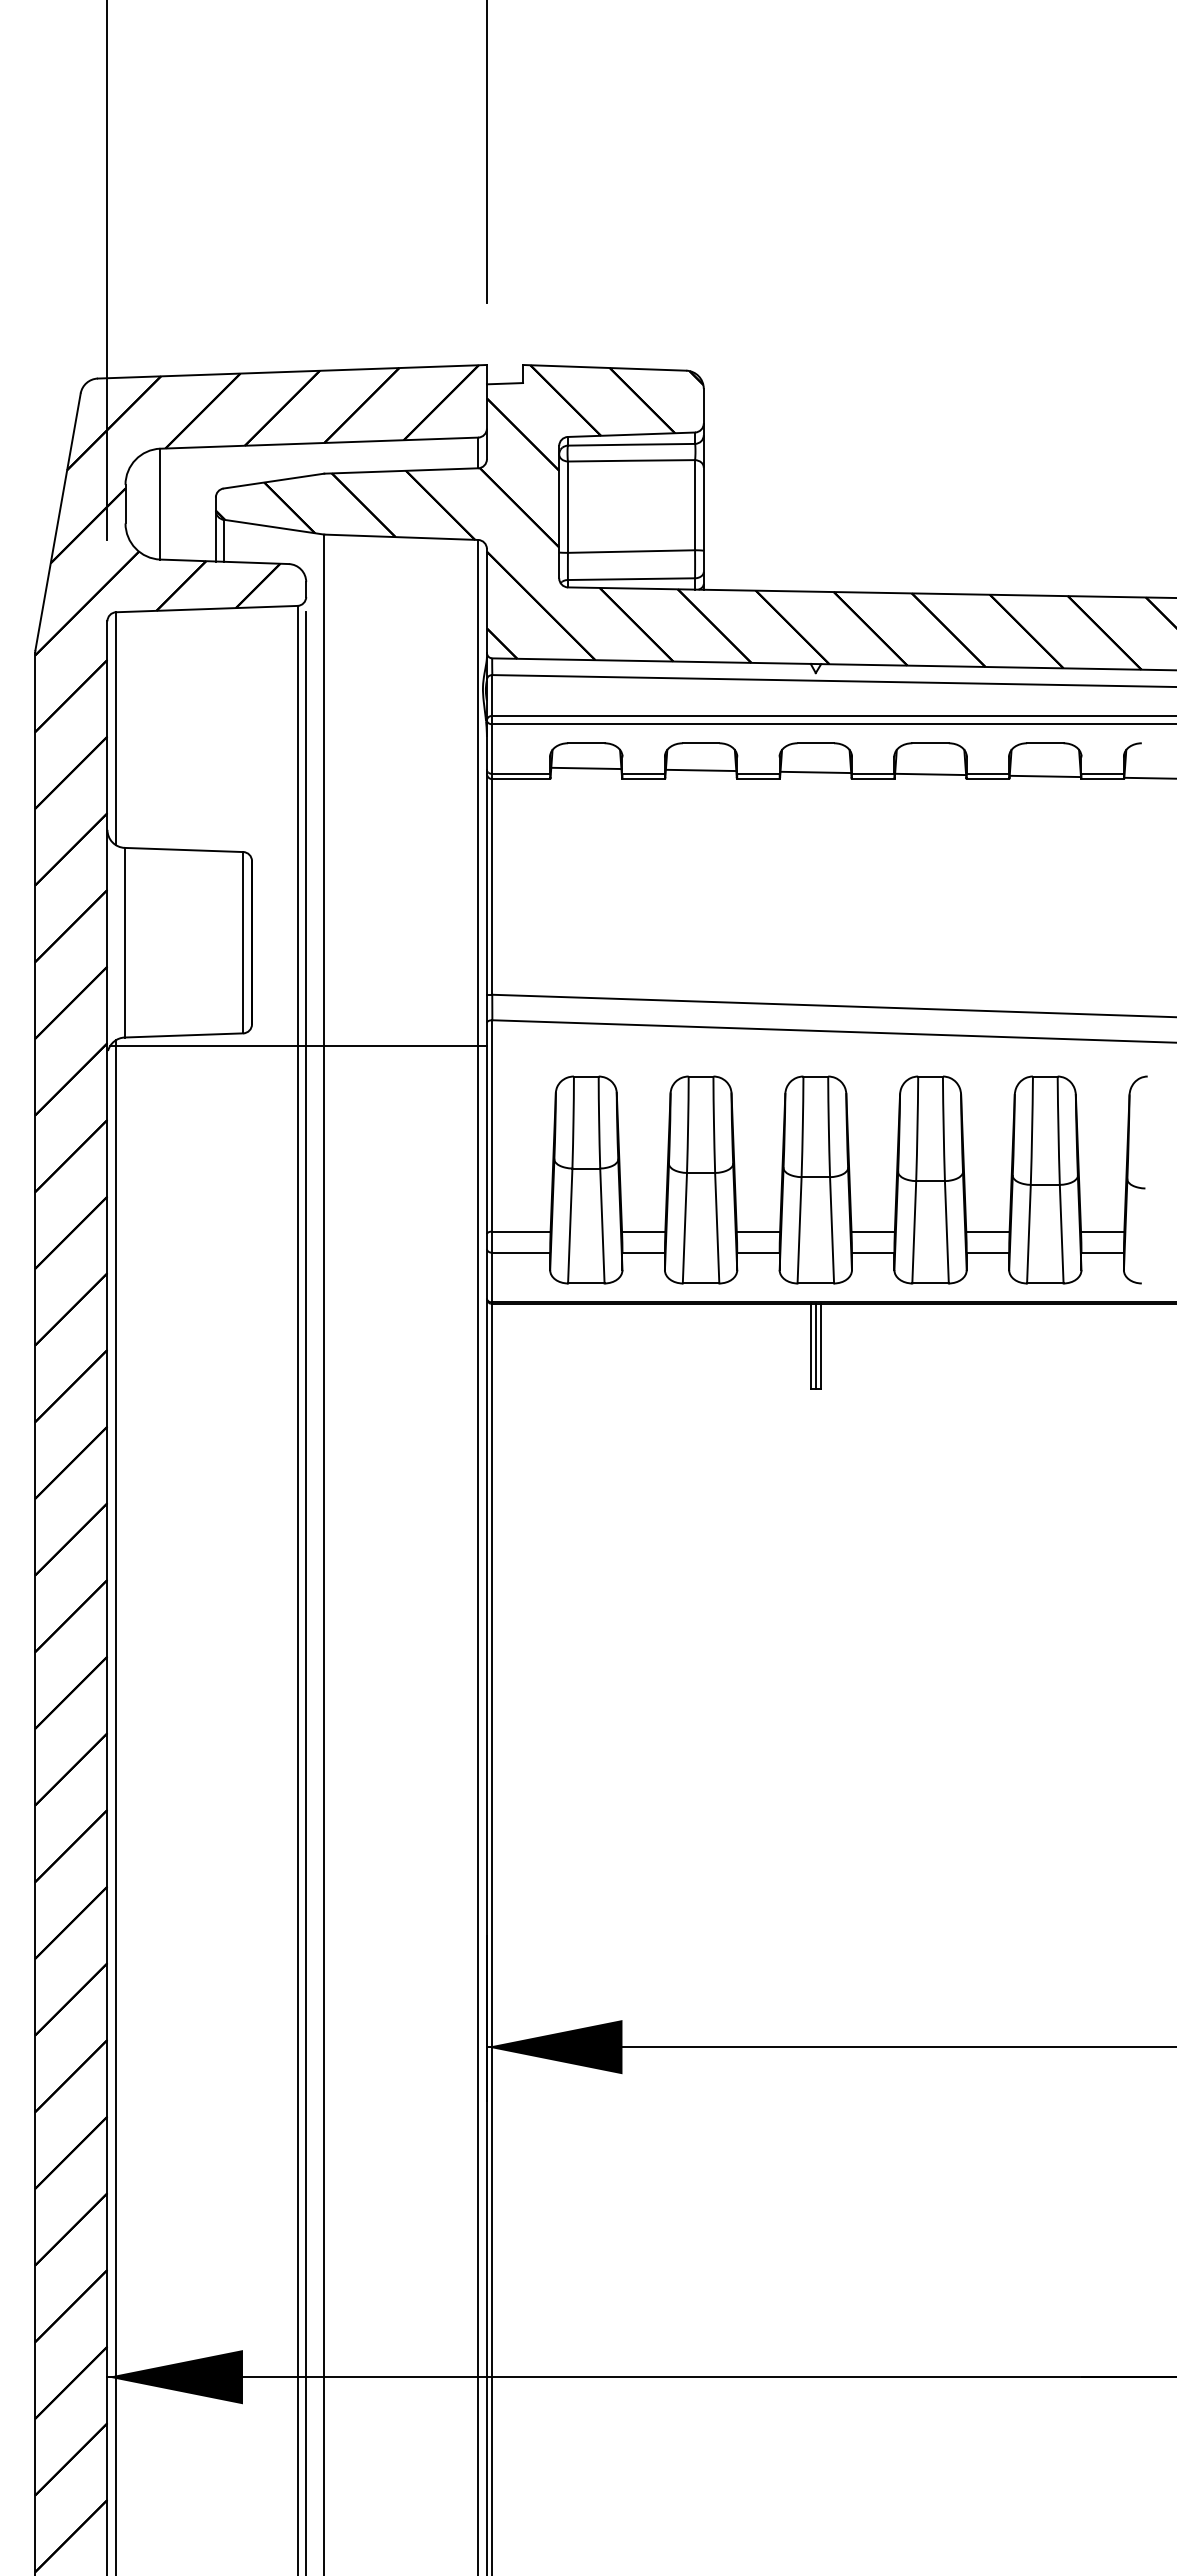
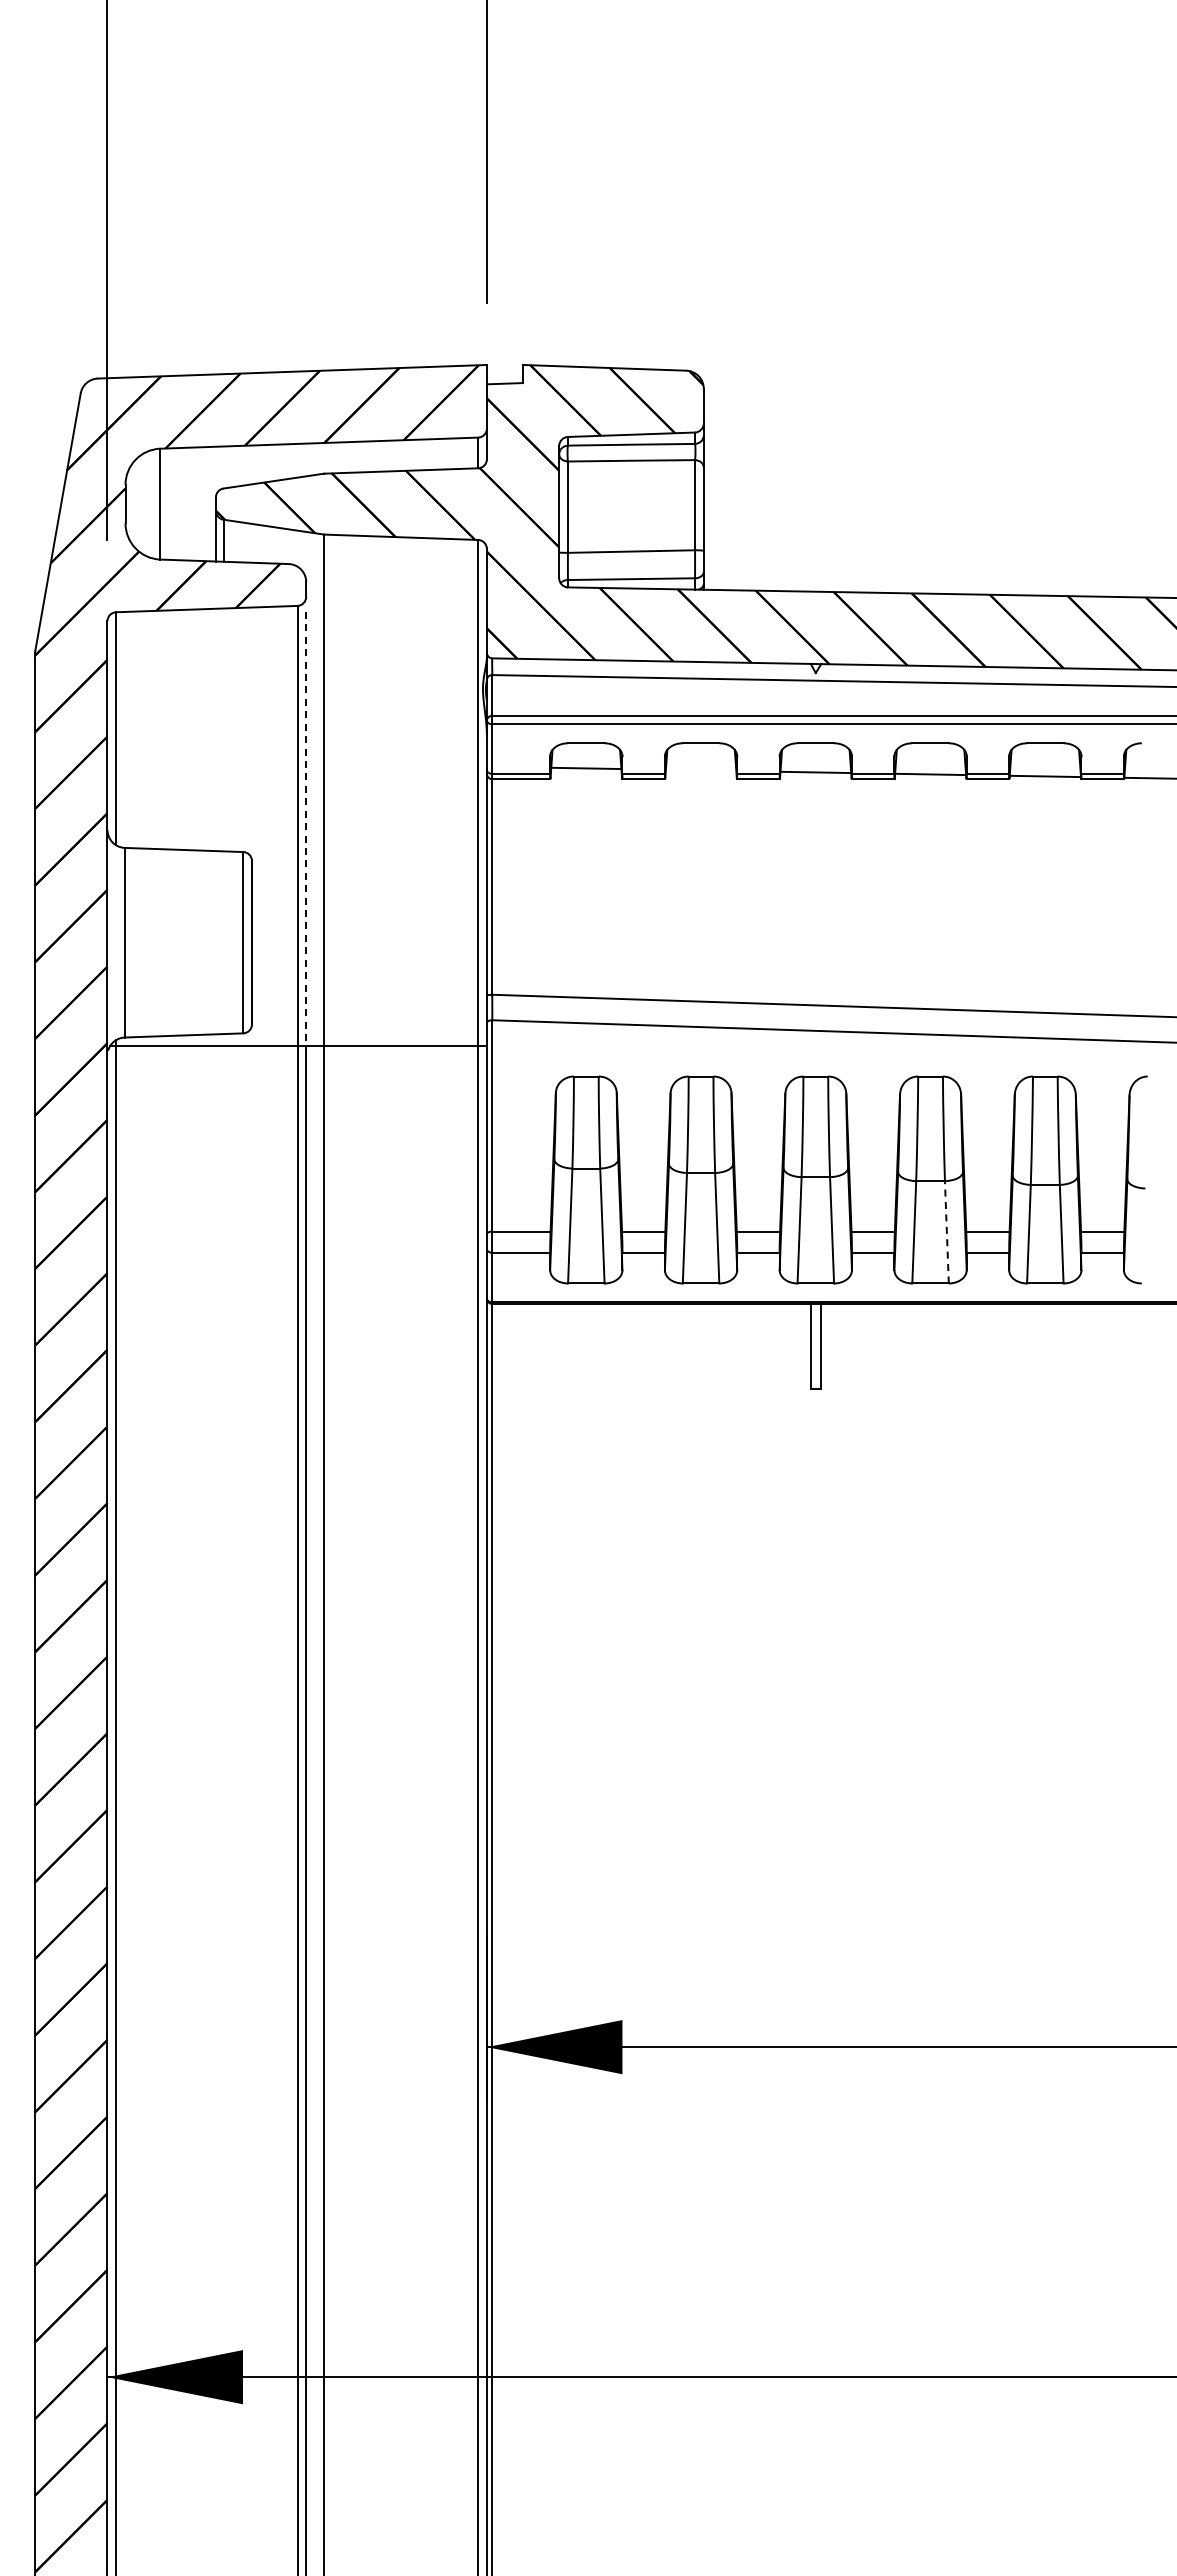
line: present -> none (700, 770)
line: solid -> dashed (306, 829)
line: solid -> dashed (946, 1231)
line: present -> none (815, 1346)
